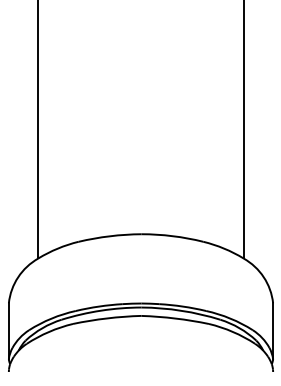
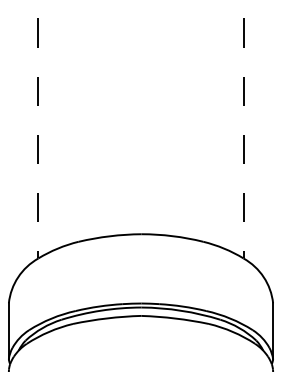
line: solid -> dashed (38, 129)
line: solid -> dashed (243, 129)
